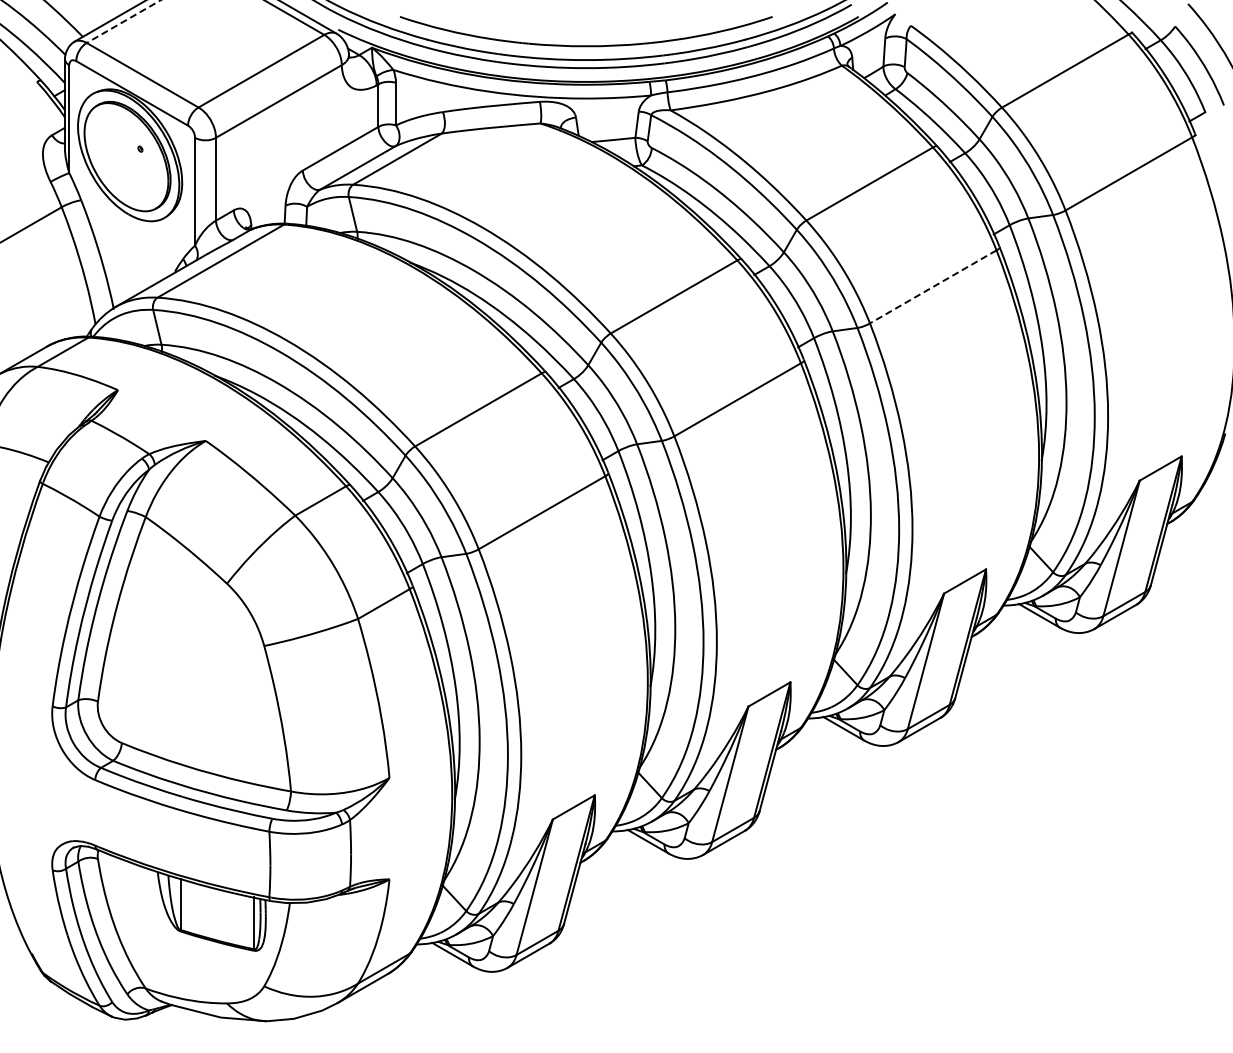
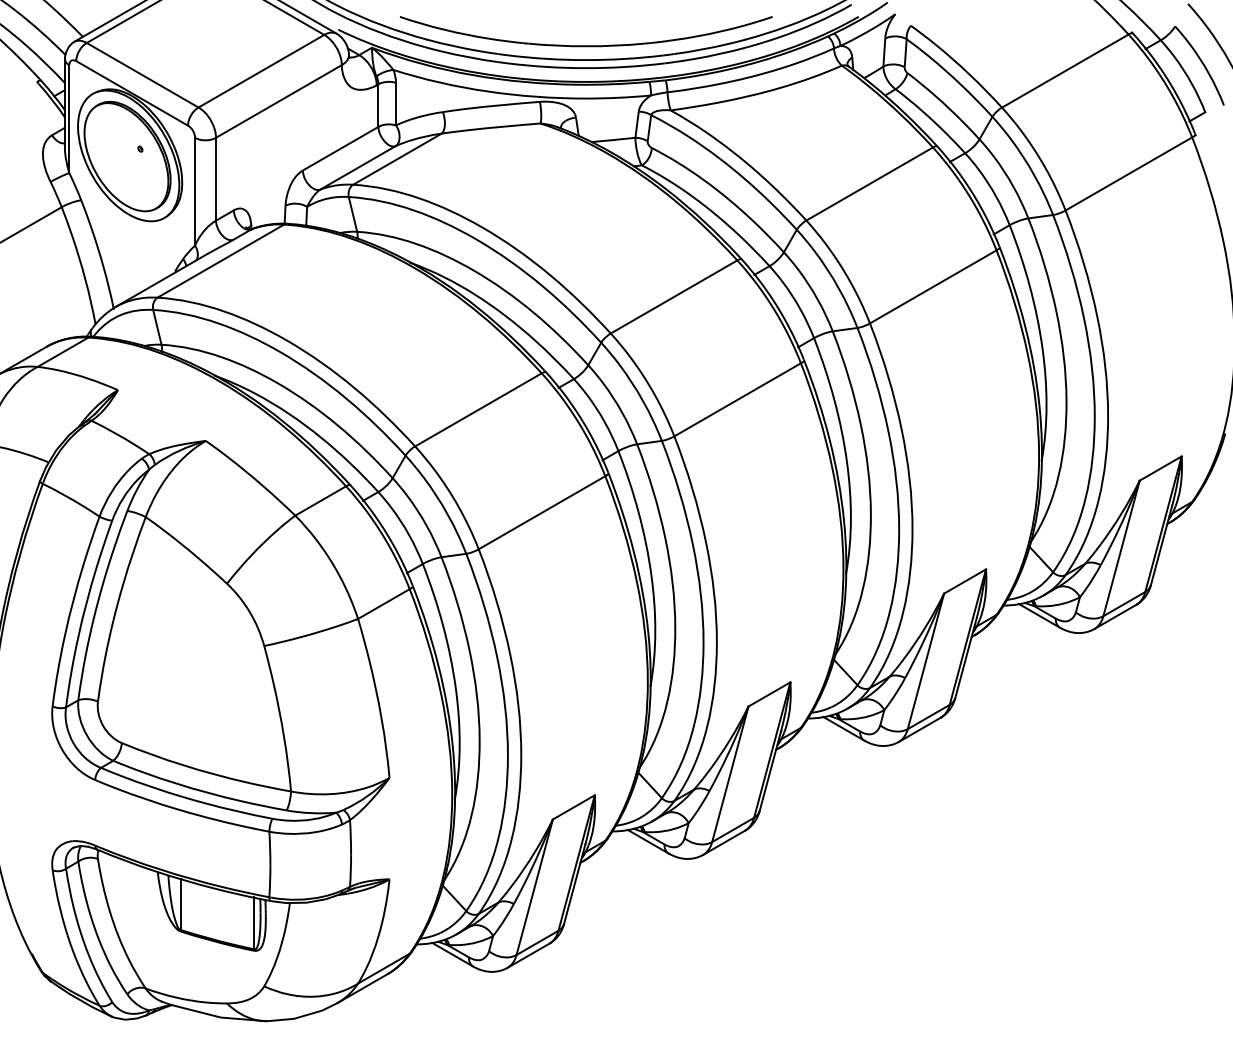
line: dashed -> solid (123, 21)
line: dashed -> solid (932, 287)
